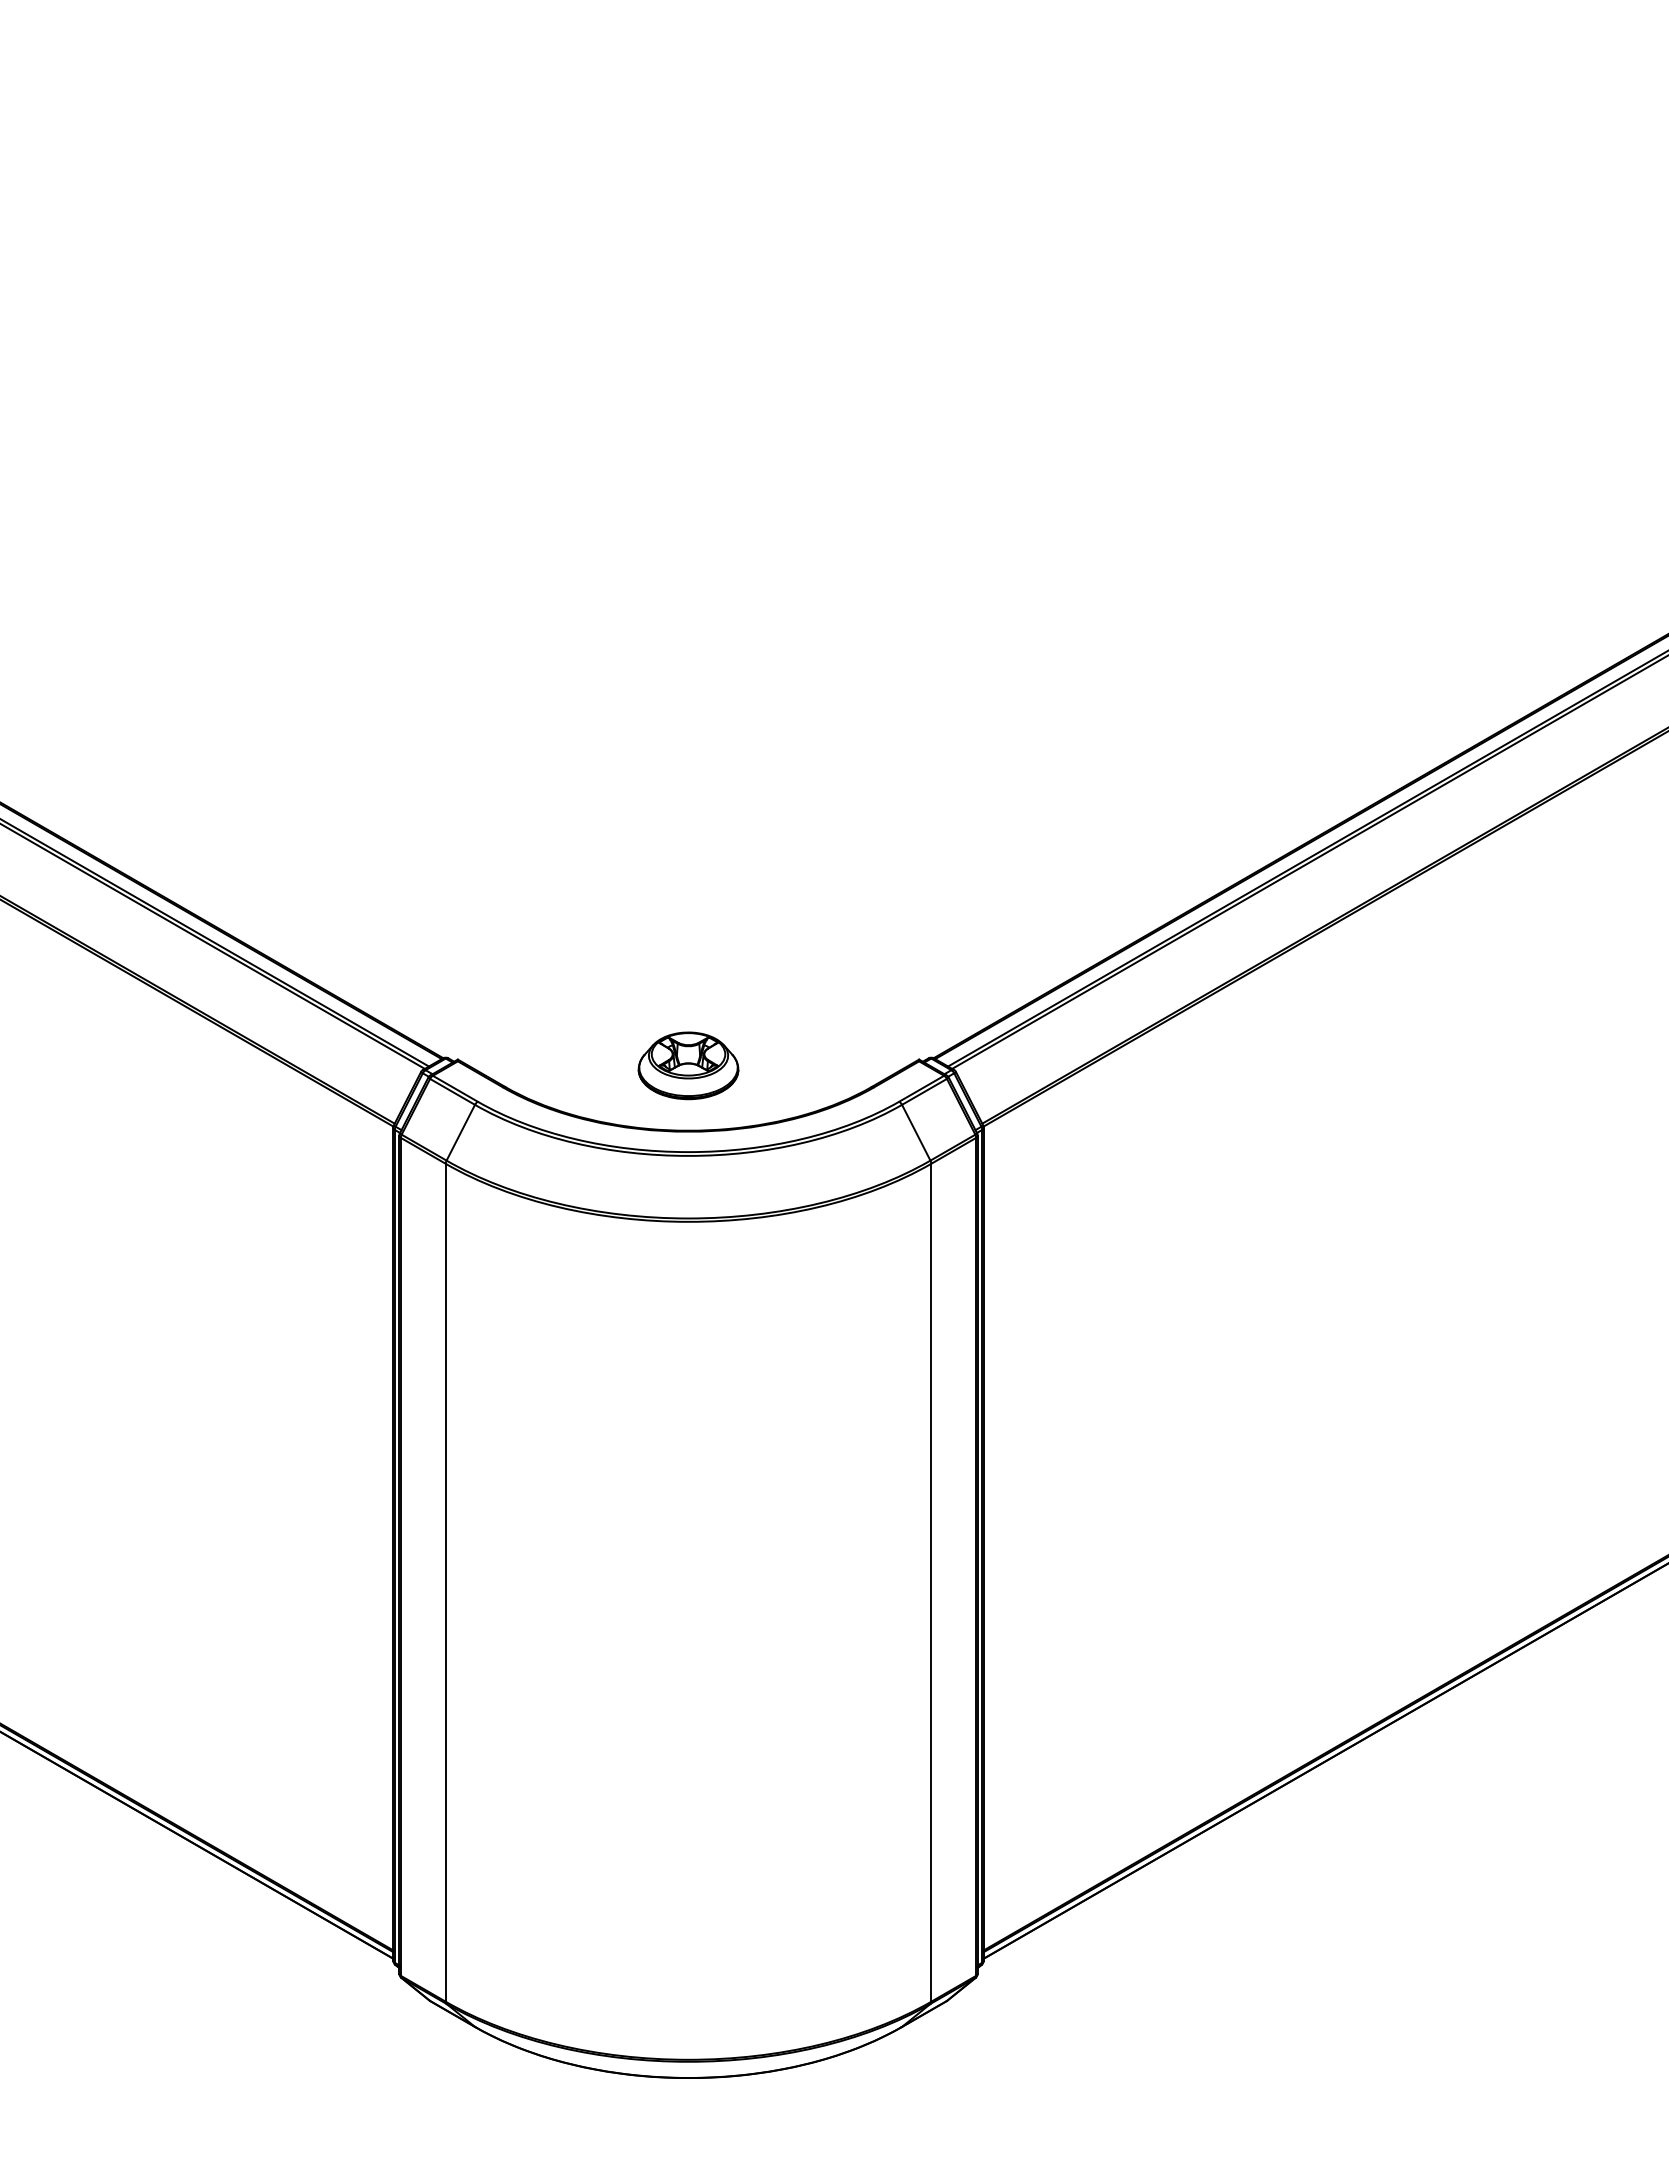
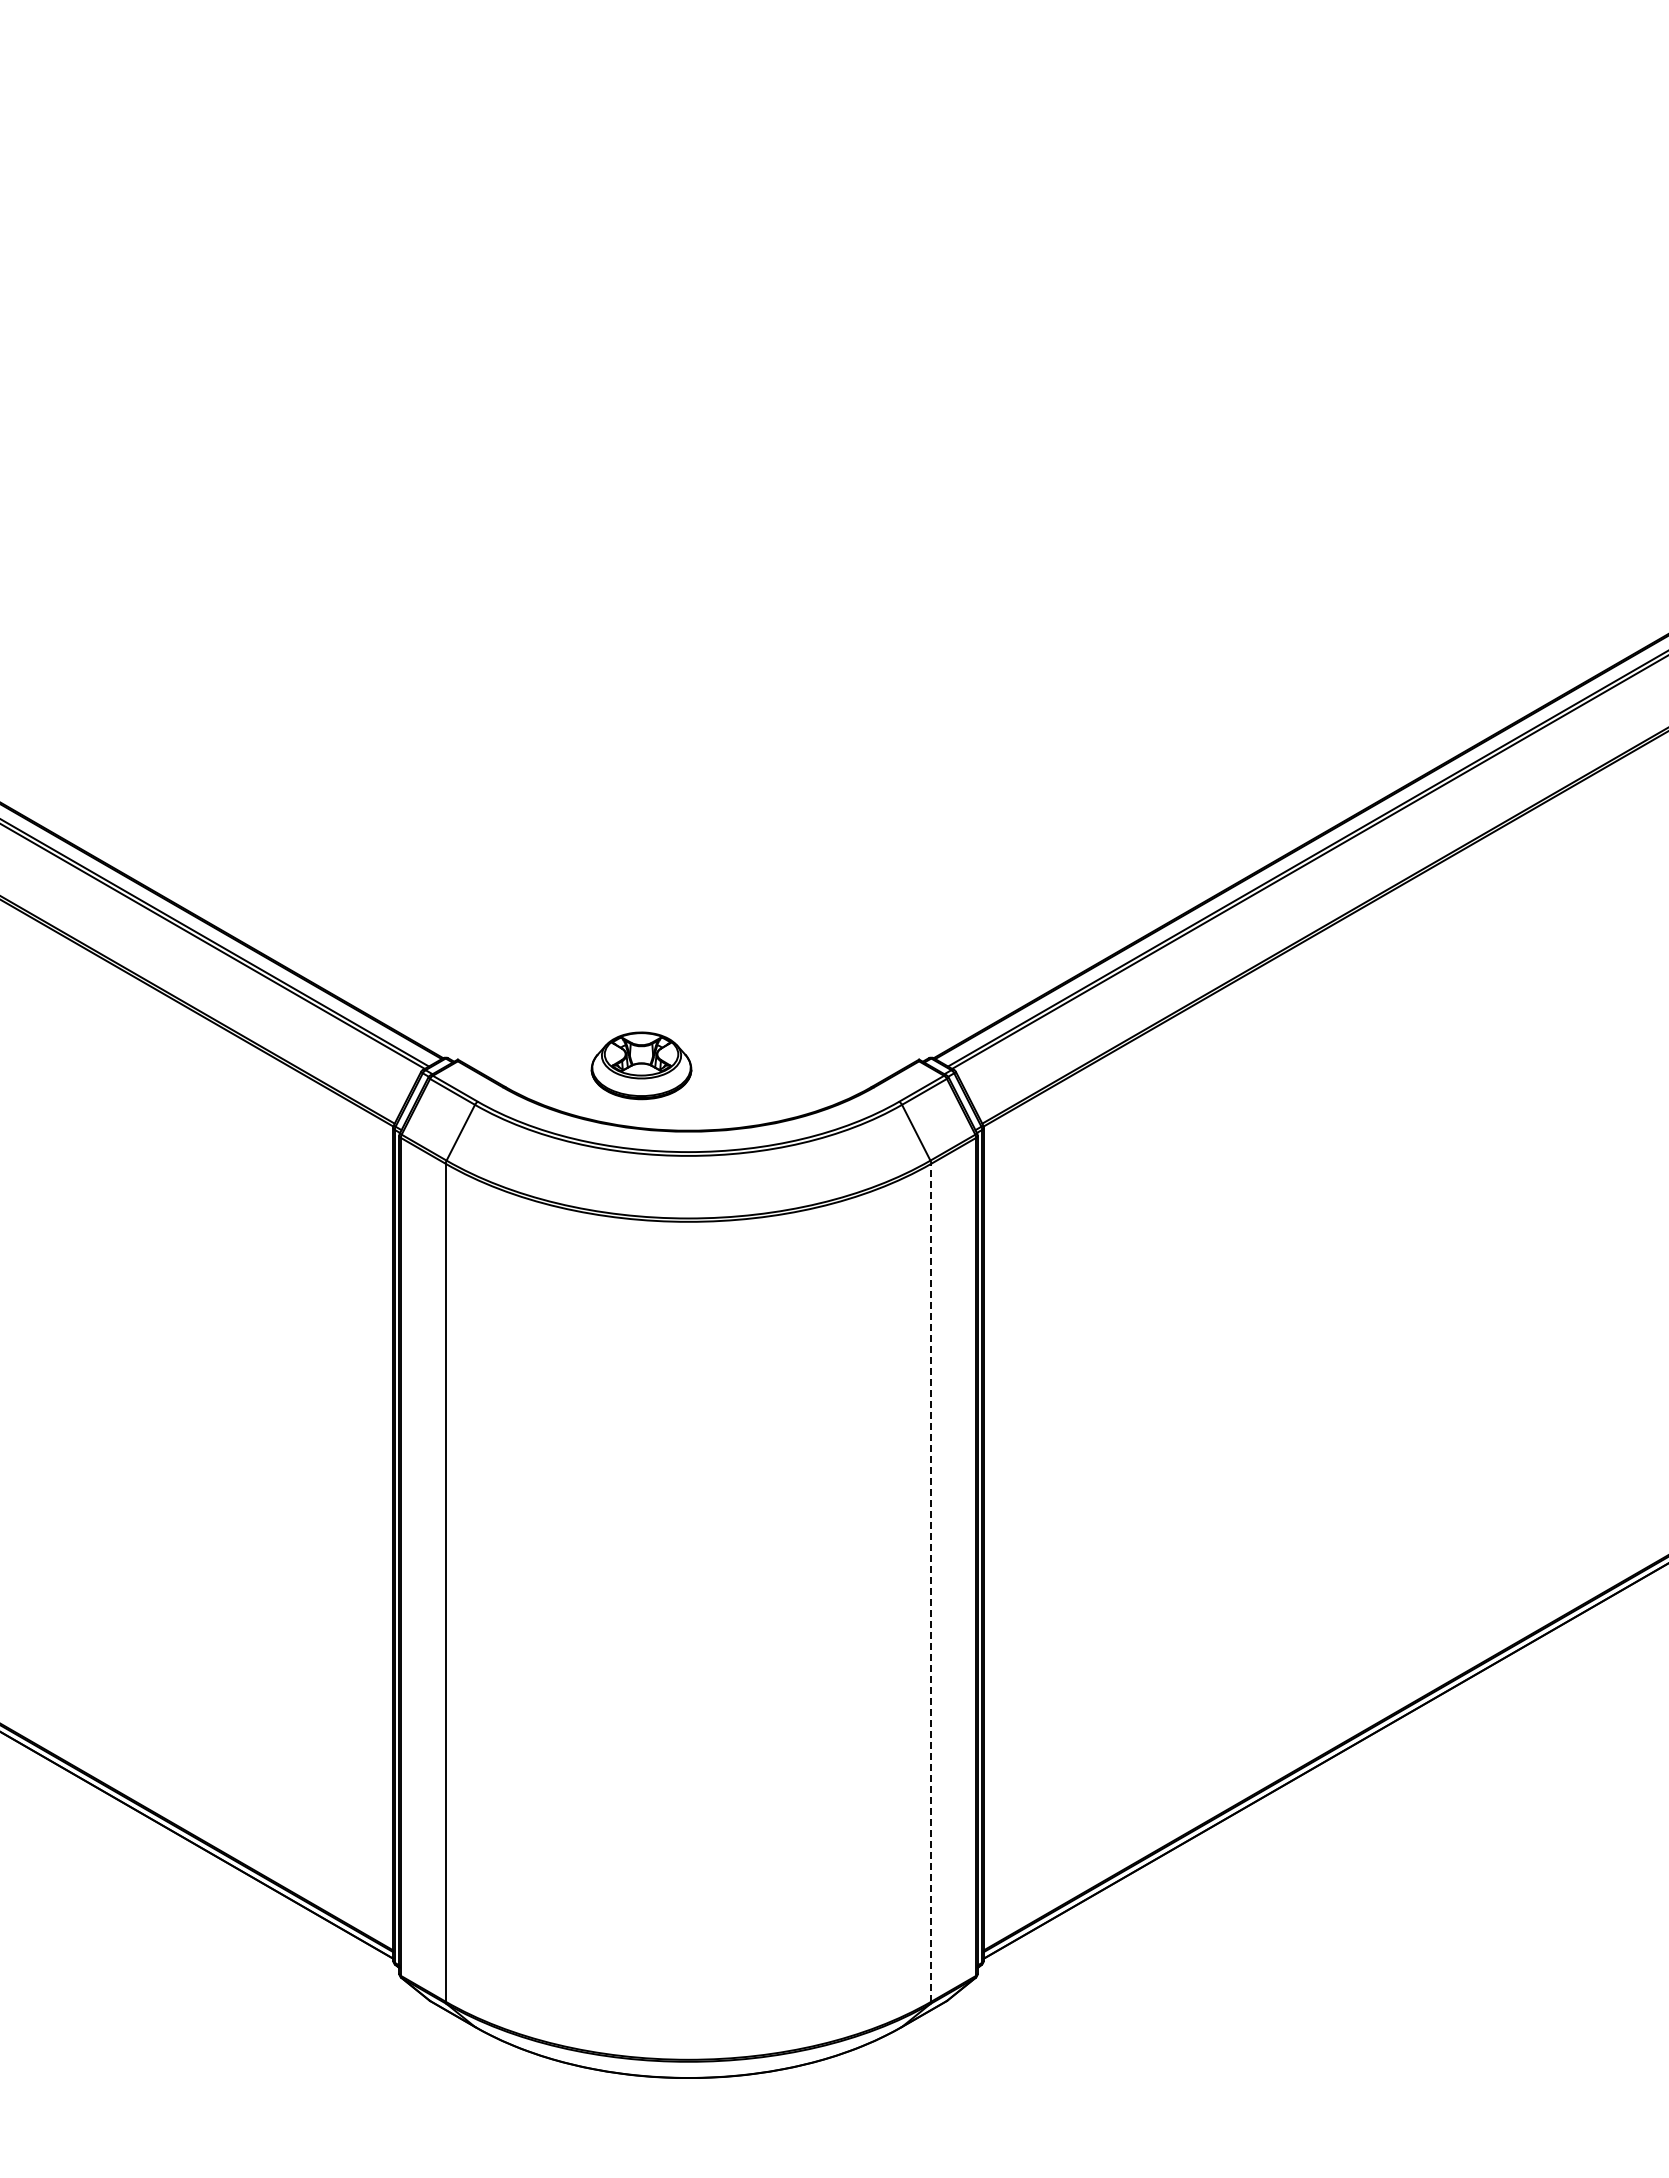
part position: (688, 1065) -> (641, 1065) (641, 1065)
line: solid -> dashed (931, 1582)
